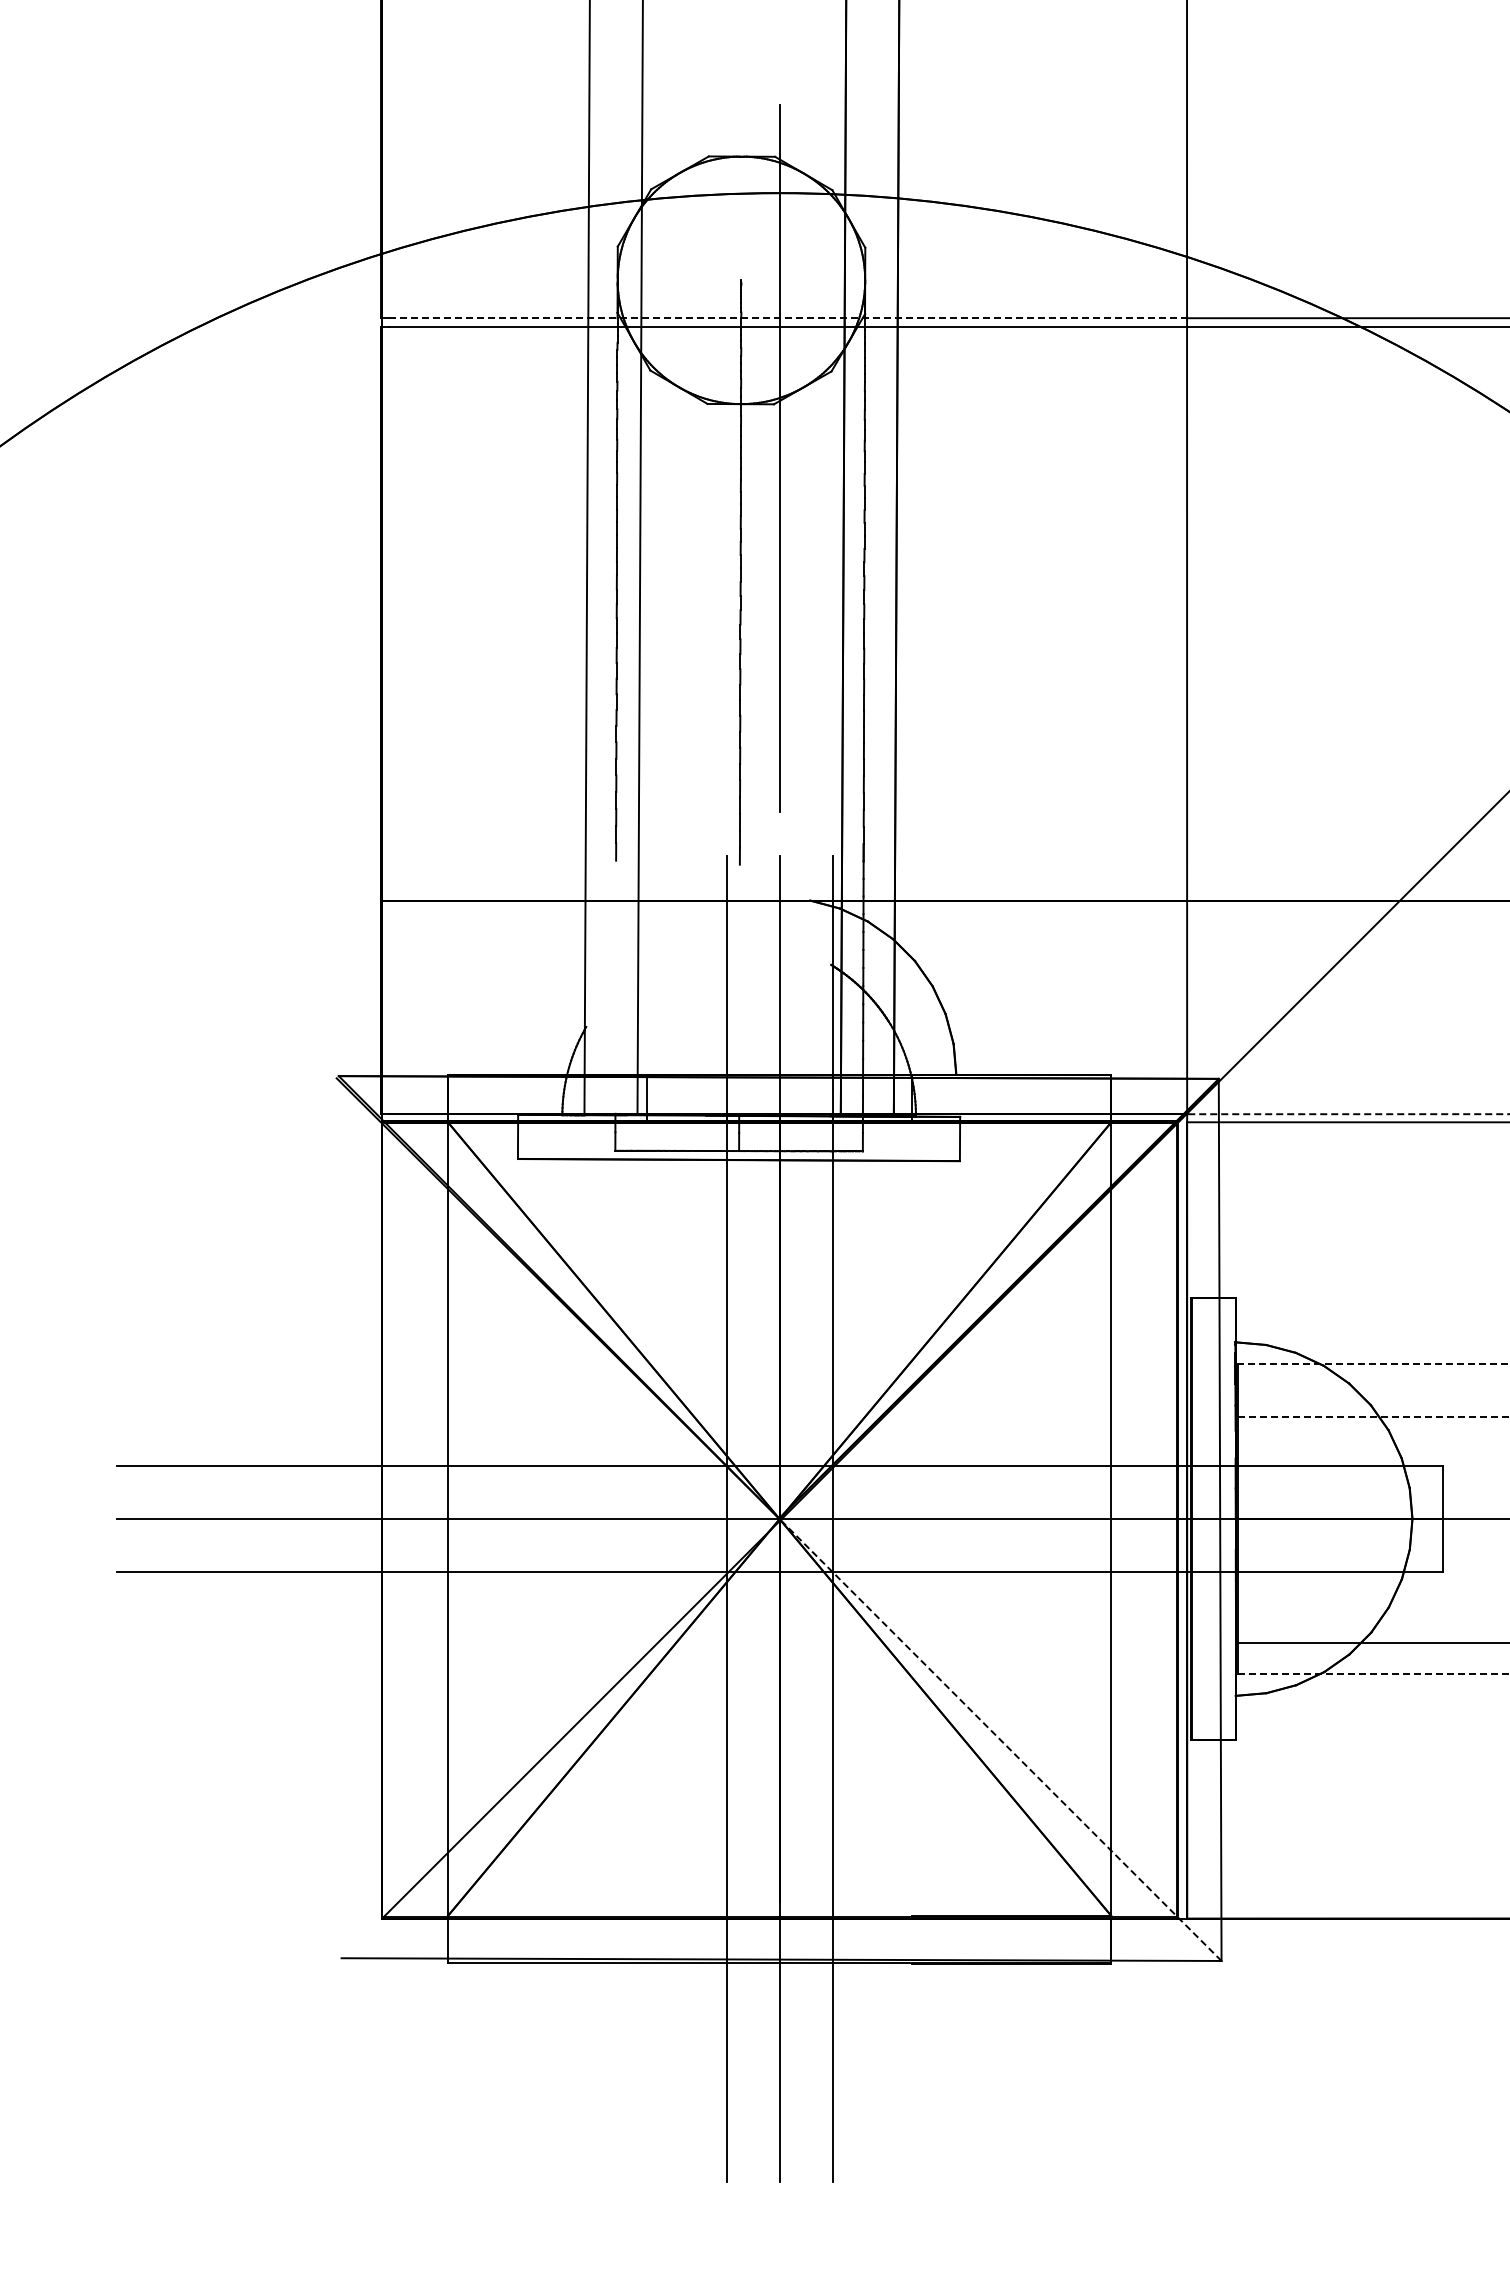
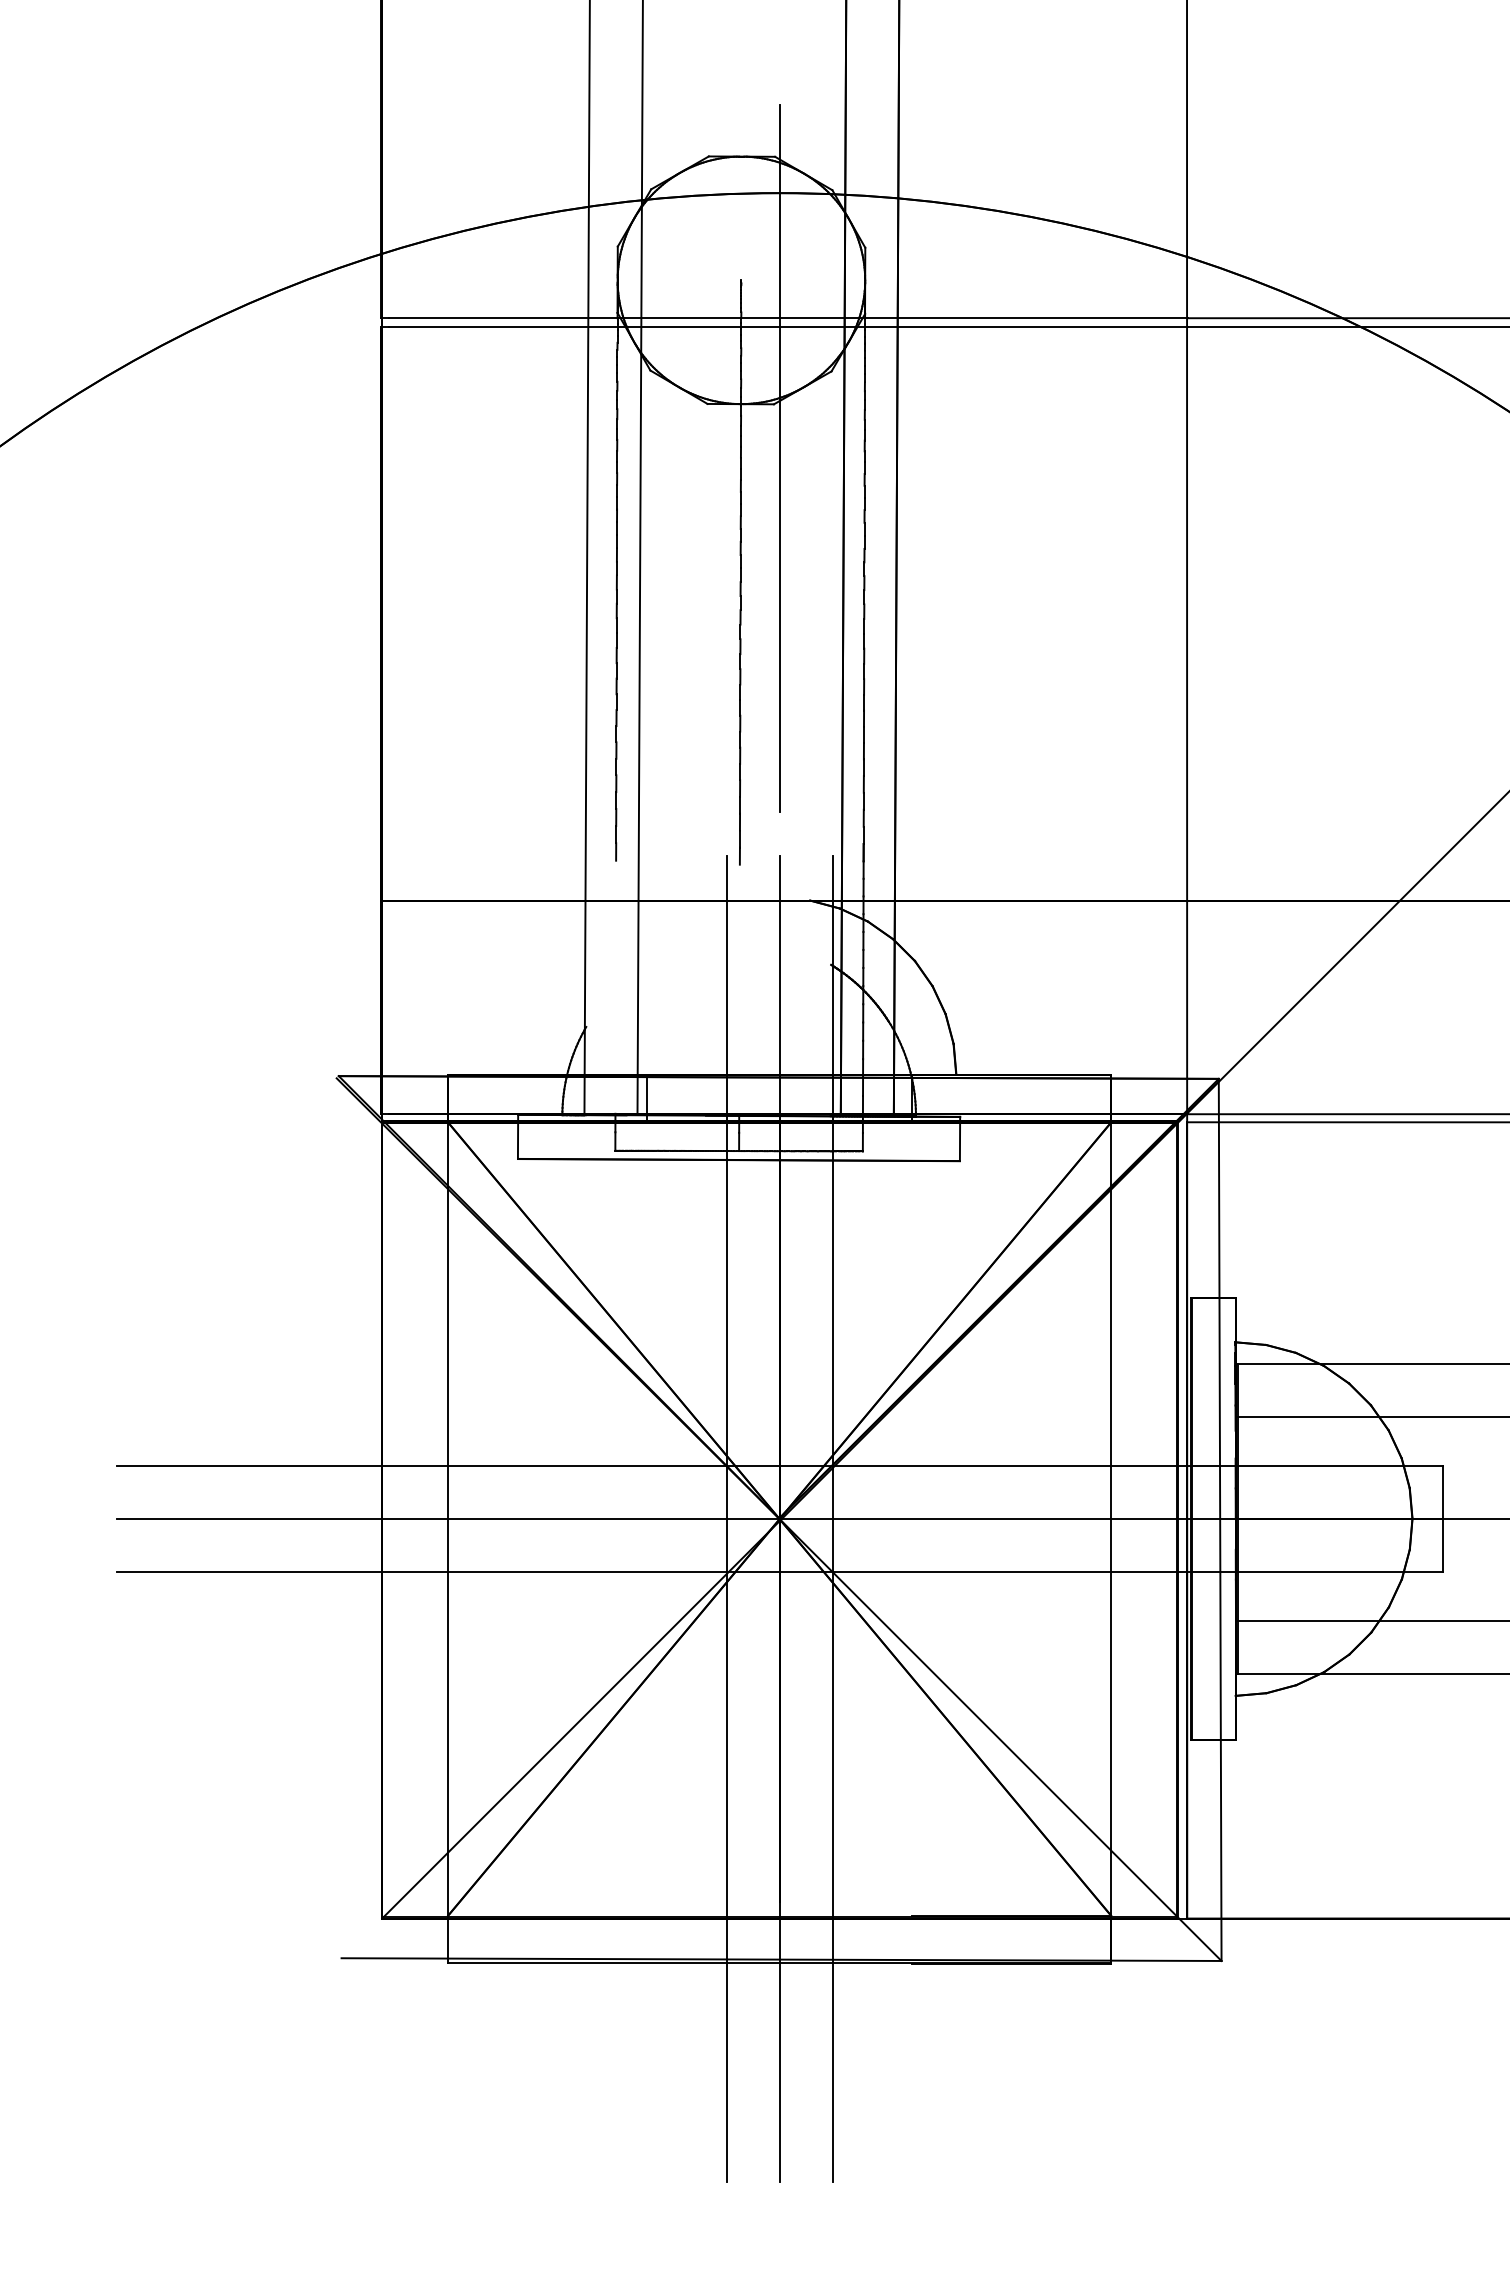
line: dashed -> solid (789, 318)
line: dashed -> solid (1349, 1114)
line: dashed -> solid (1373, 1364)
line: dashed -> solid (1373, 1417)
line position: (1371, 1642) -> (1371, 1620) (1371, 1620)
line: dashed -> solid (1373, 1673)
line: dashed -> solid (1000, 1739)
